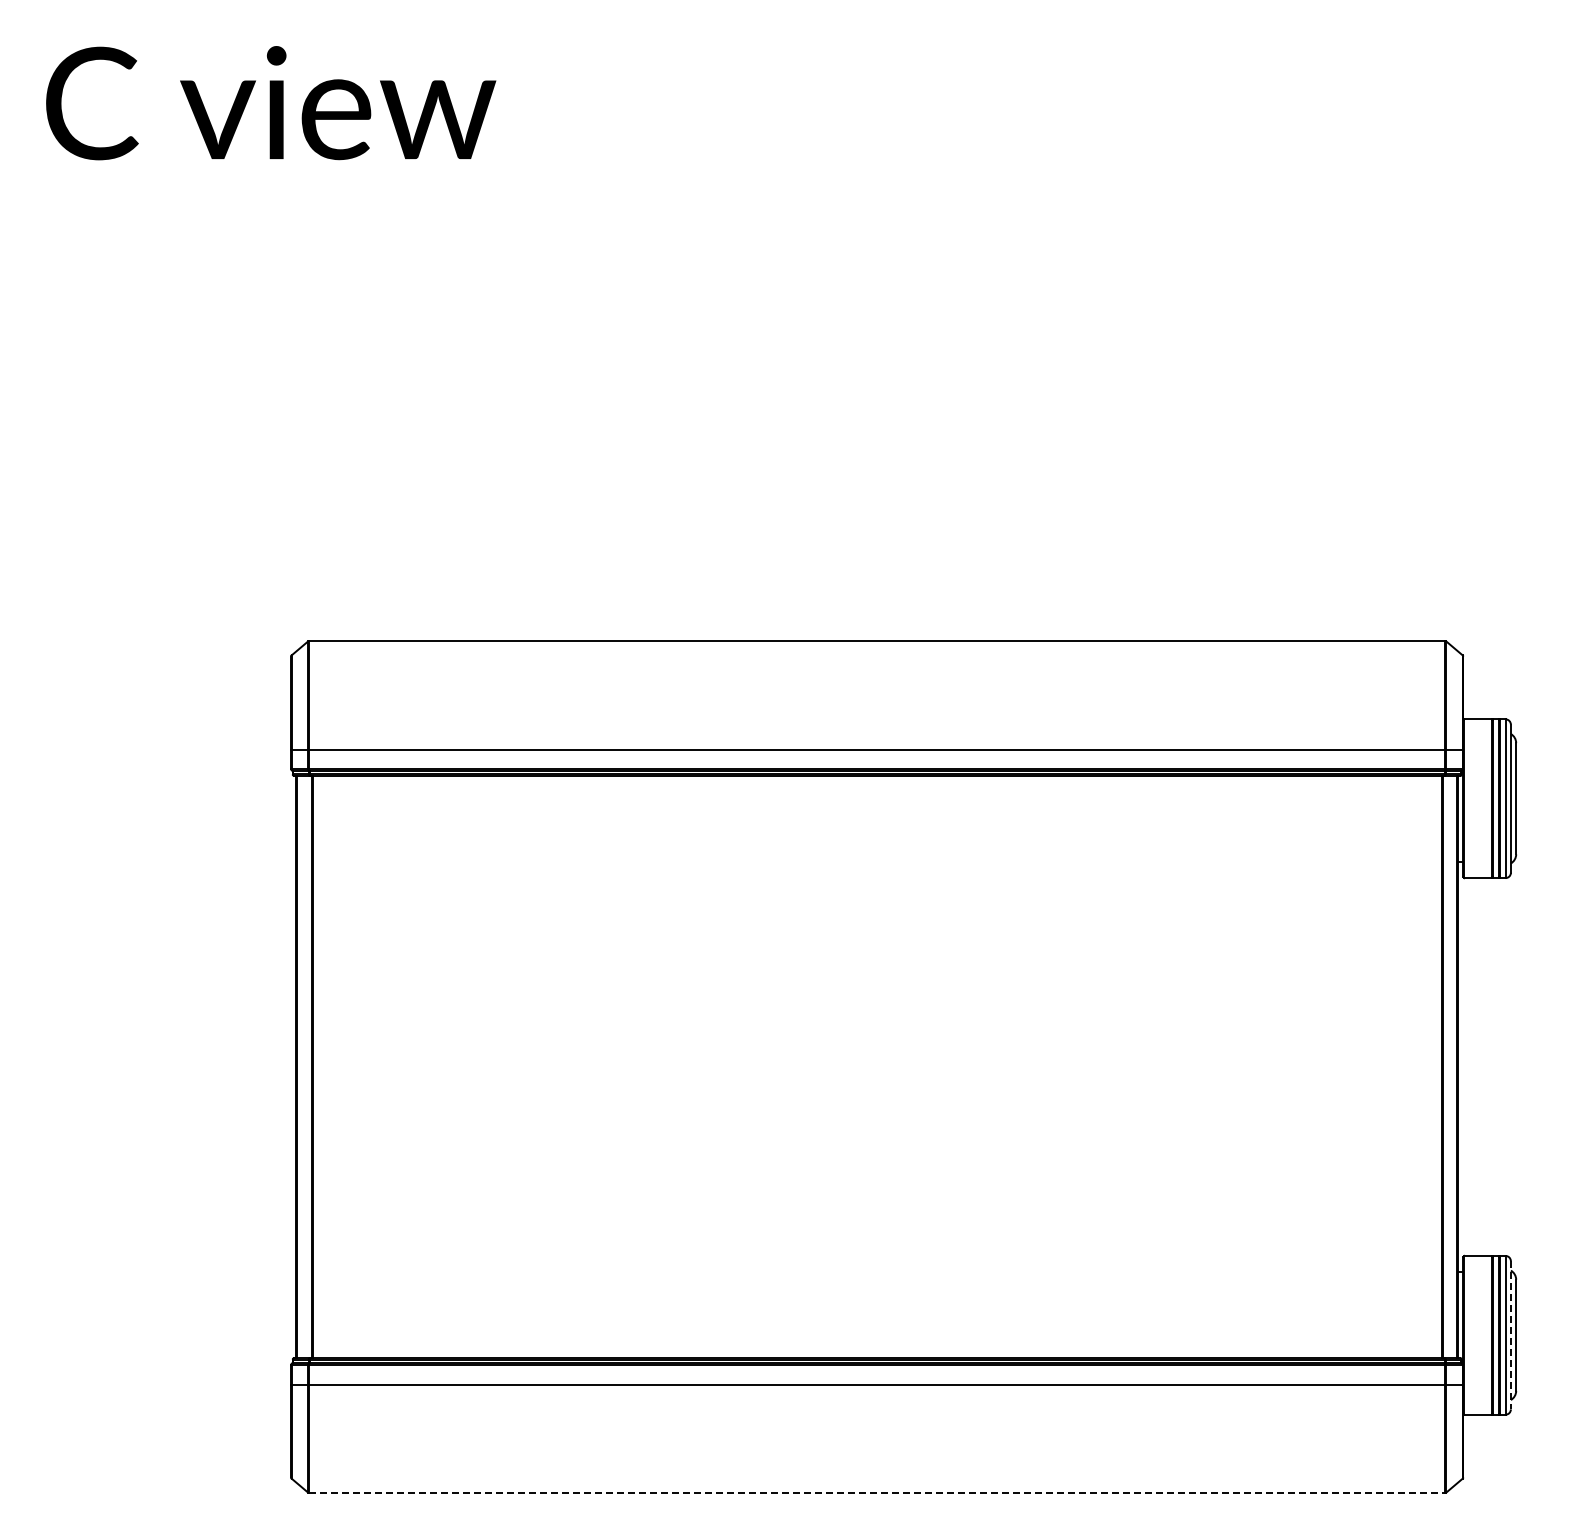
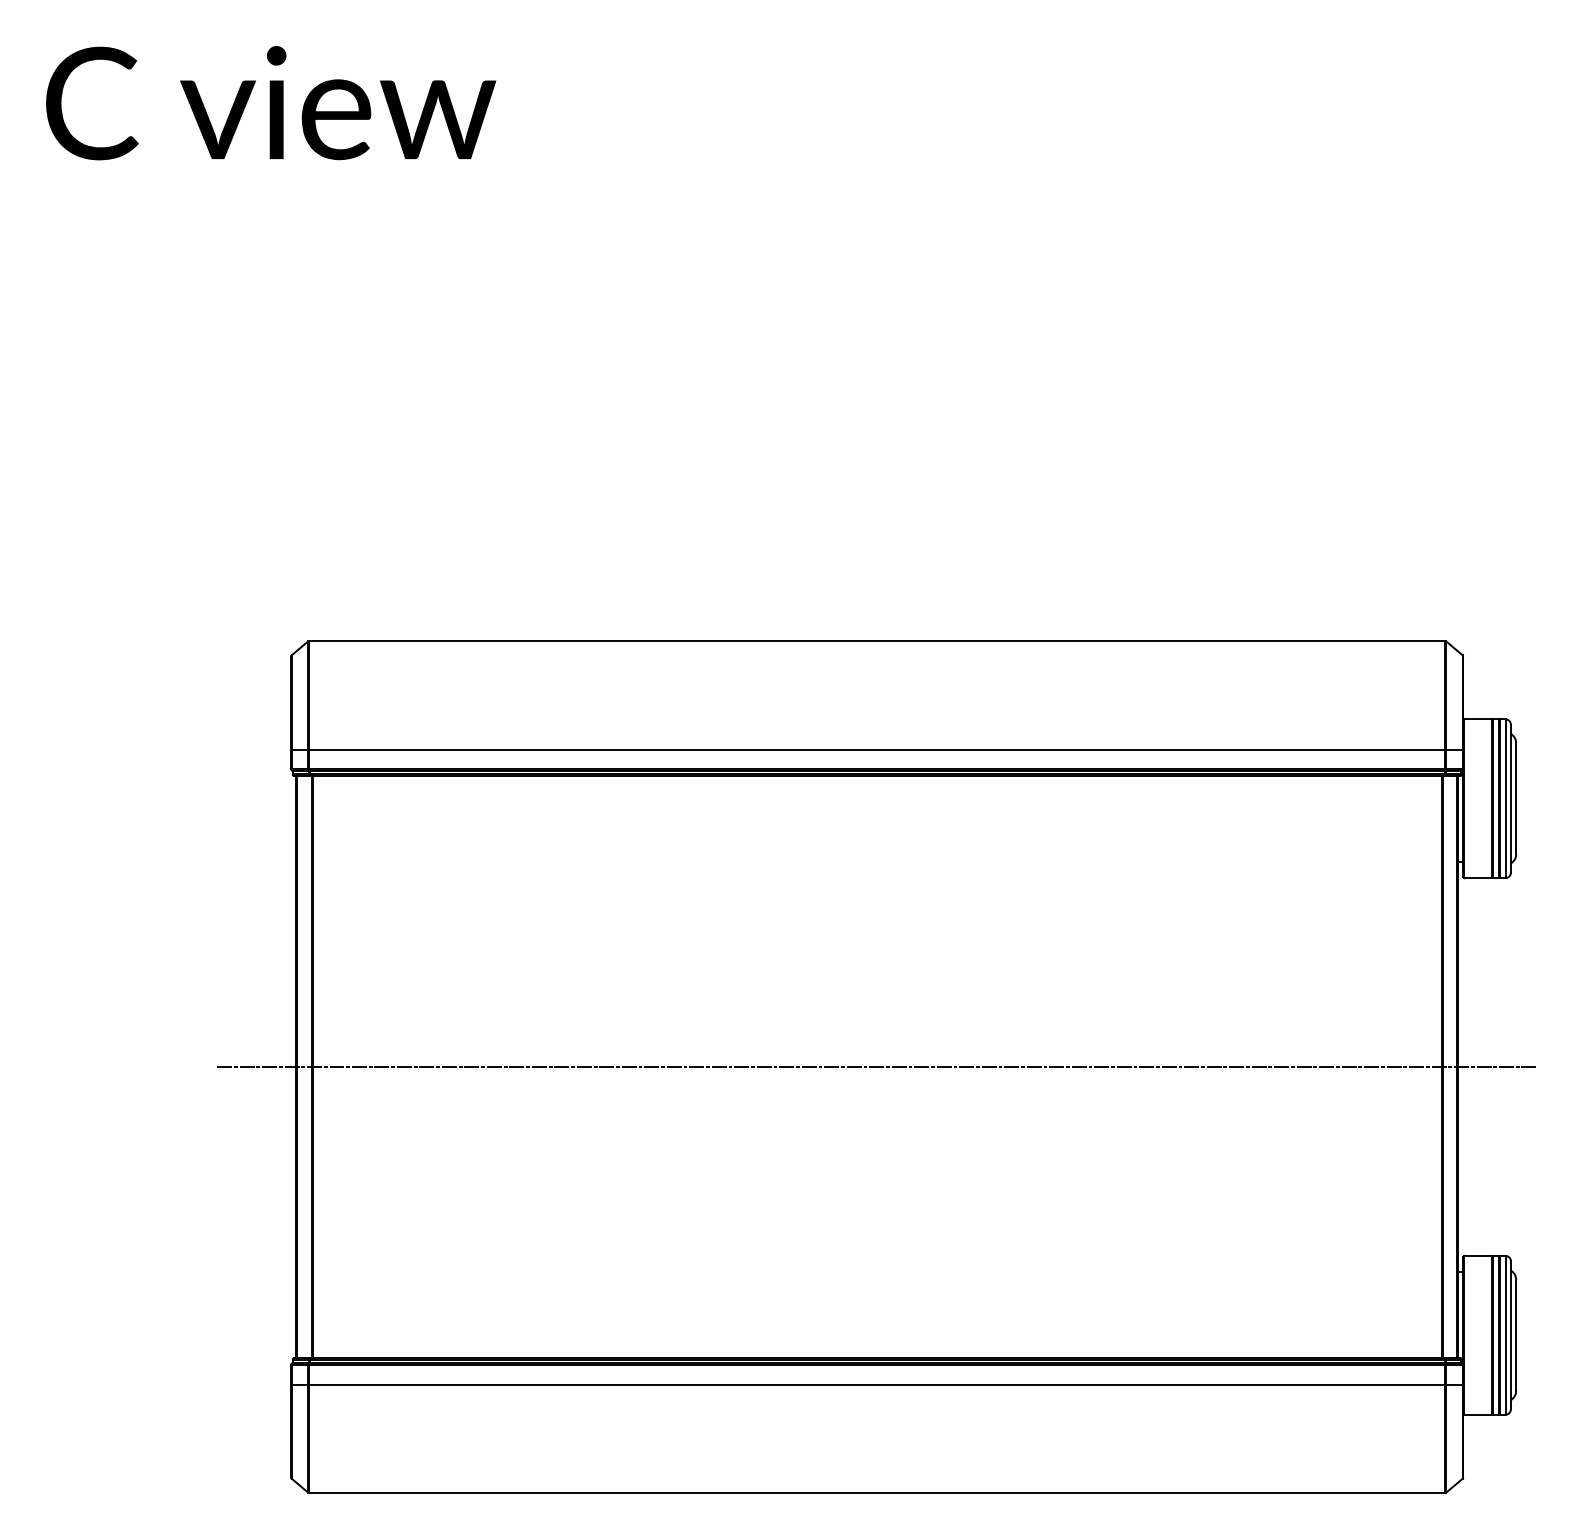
line: none -> present (877, 1067)
line: dashed -> solid (1510, 1335)
line: dashed -> solid (877, 1493)
